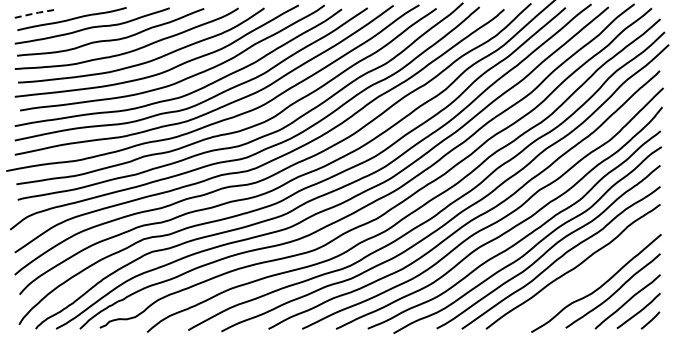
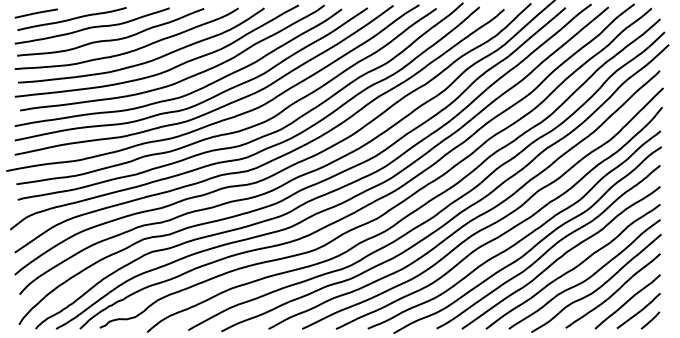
line: dashed -> solid (36, 13)
curve: none -> present (586, 278)
